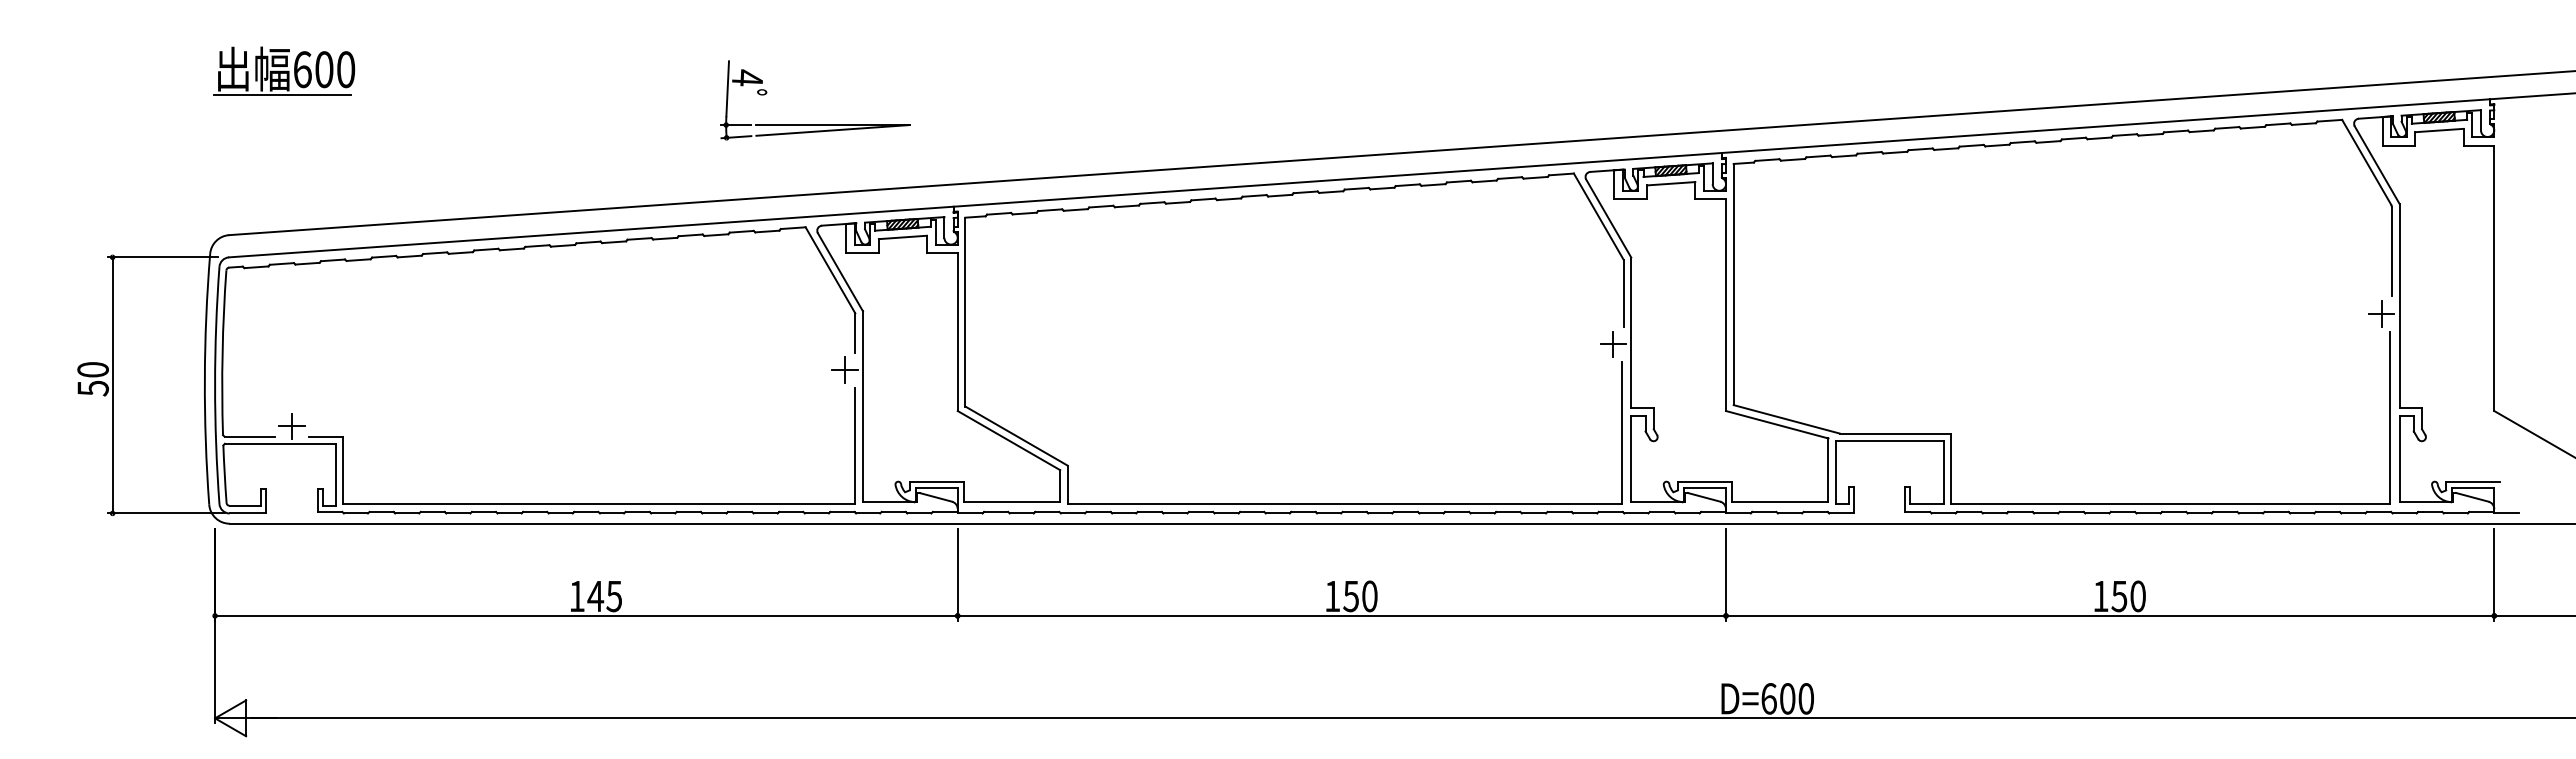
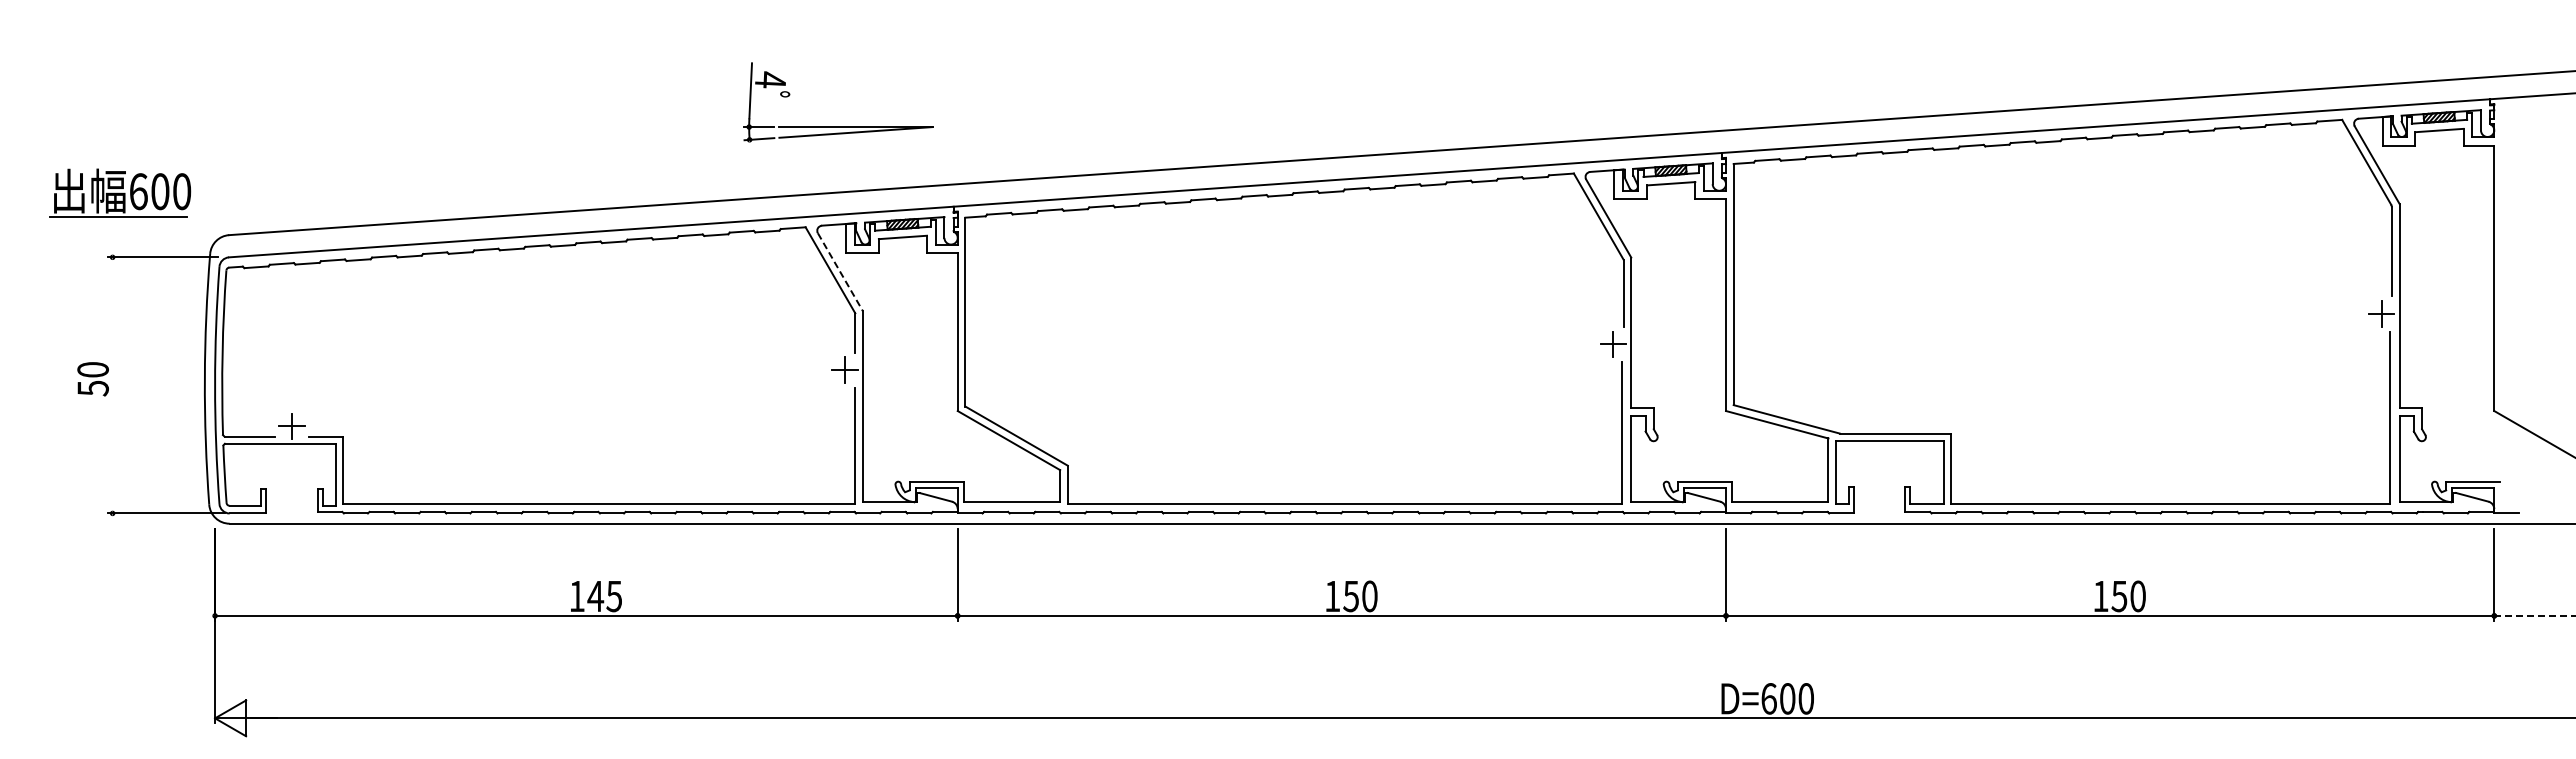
part position: (284, 70) -> (120, 192) (120, 192)
part position: (815, 124) -> (838, 126) (838, 126)
line: solid -> dashed (840, 272)
line: present -> none (112, 385)
line: solid -> dashed (2535, 615)
